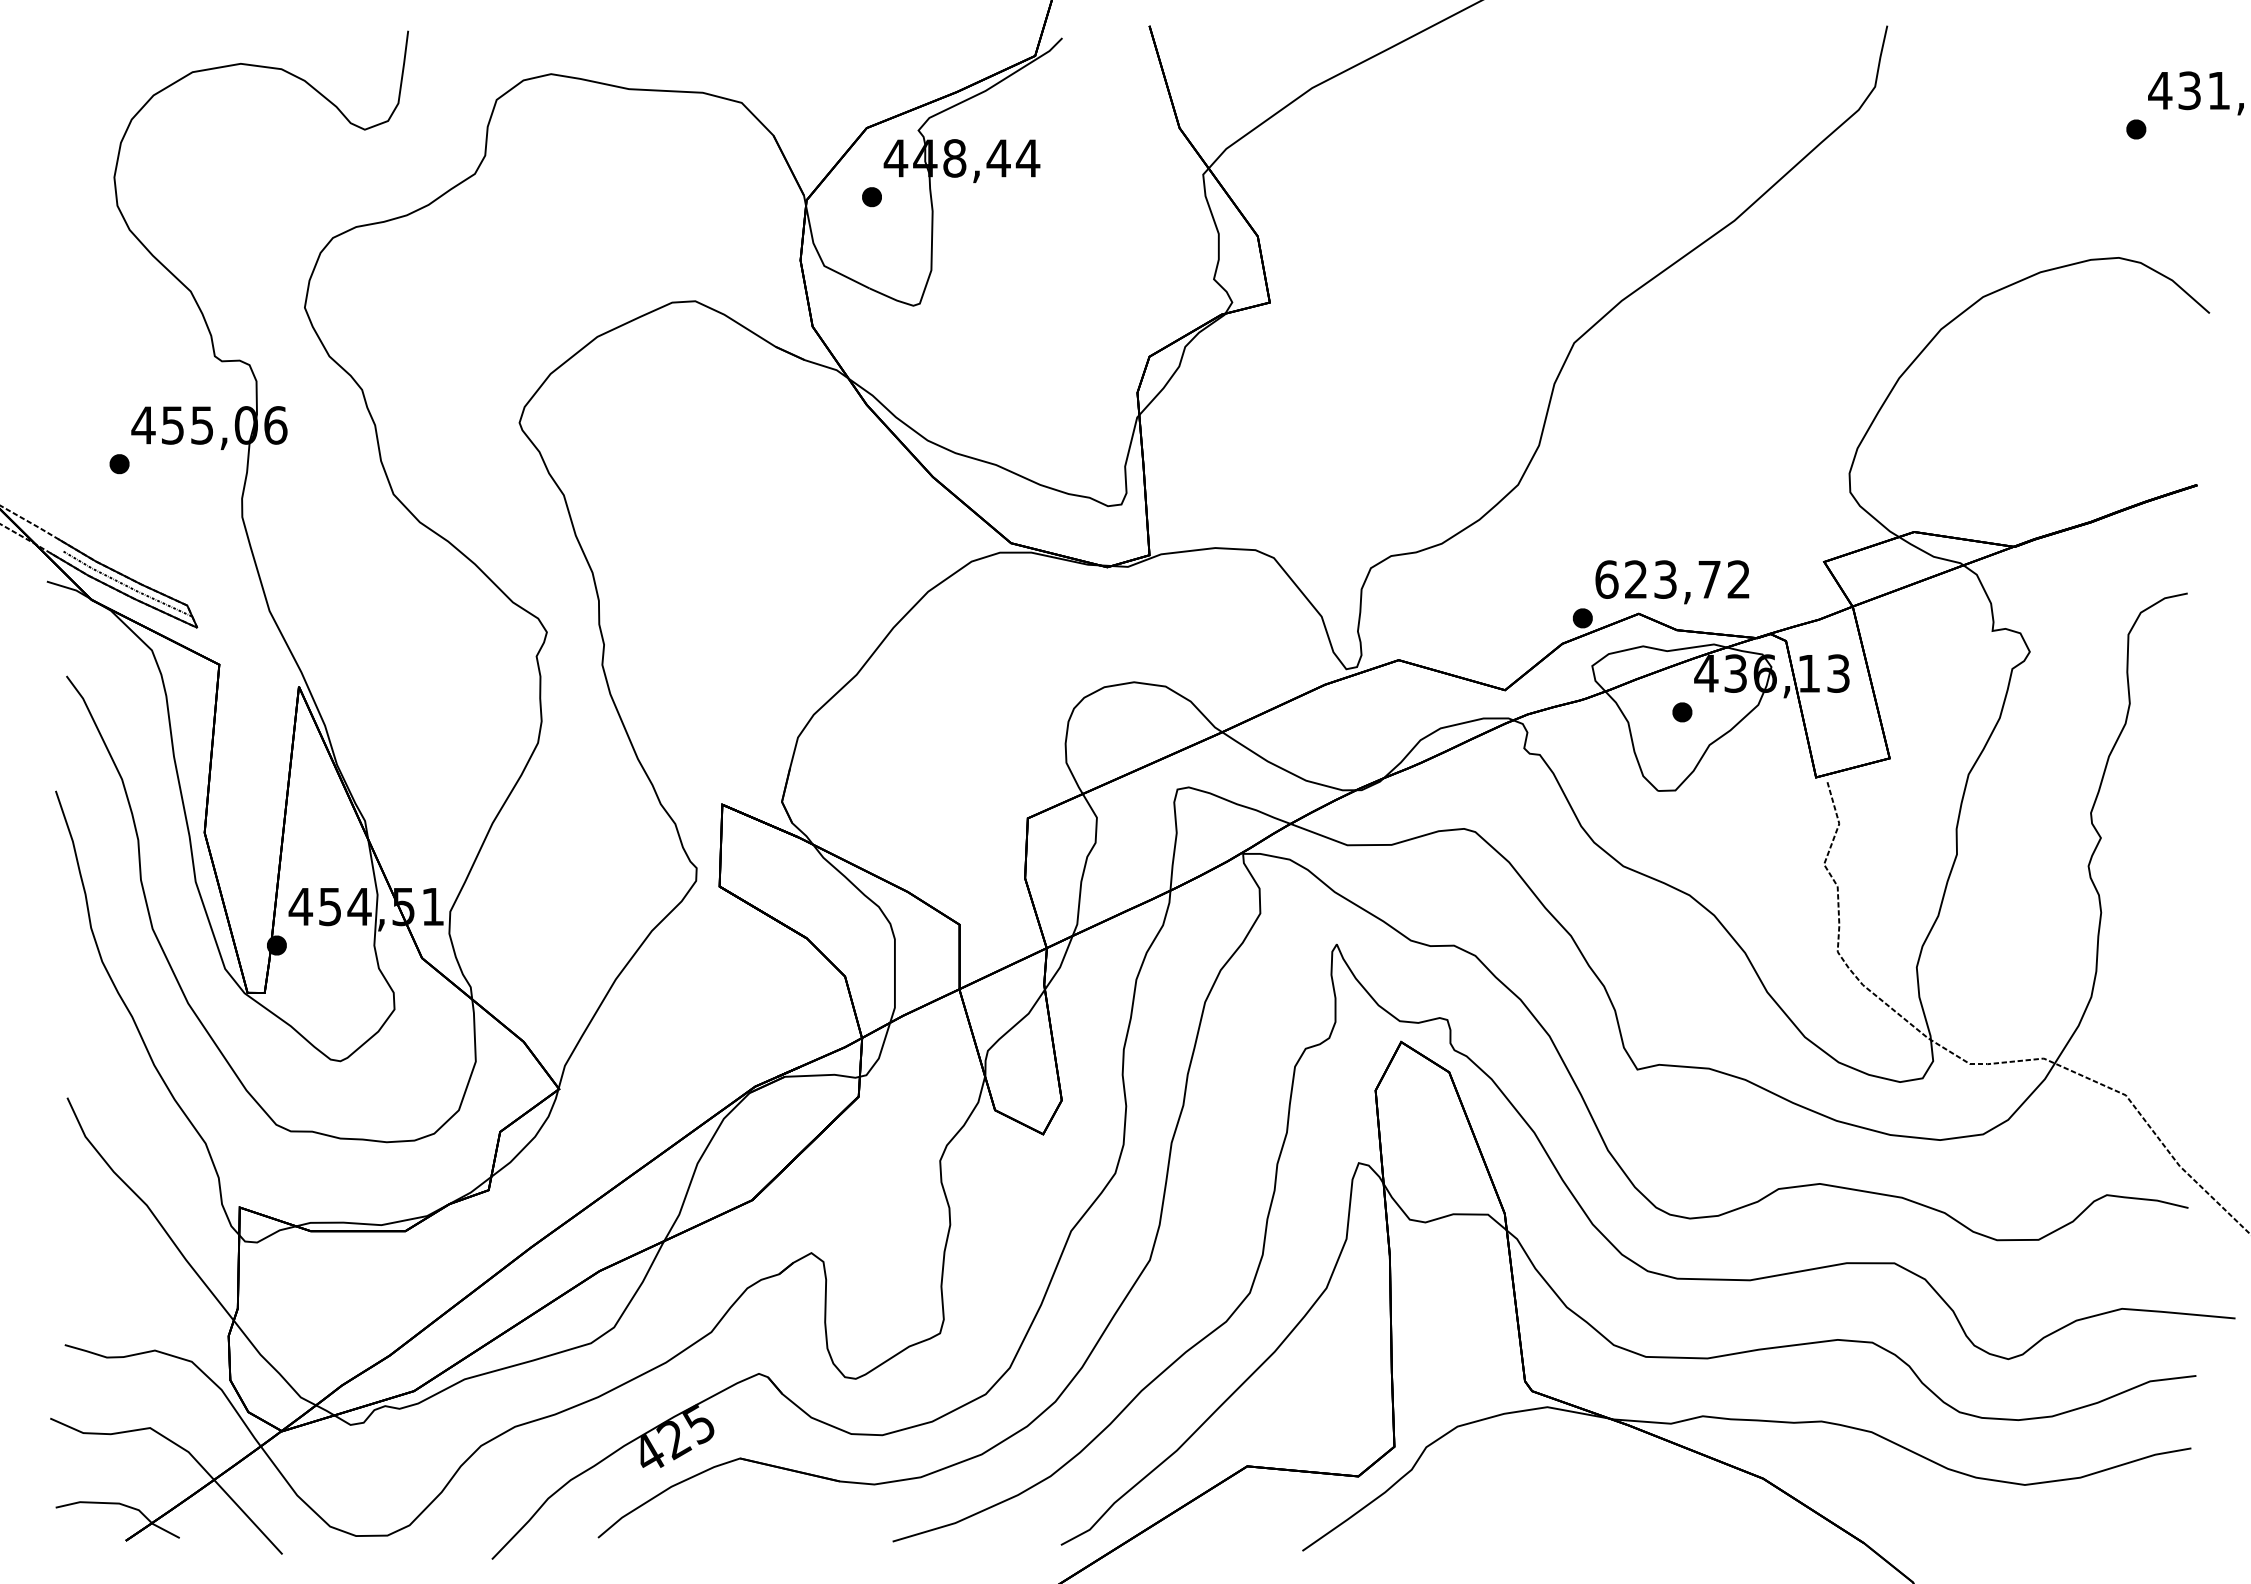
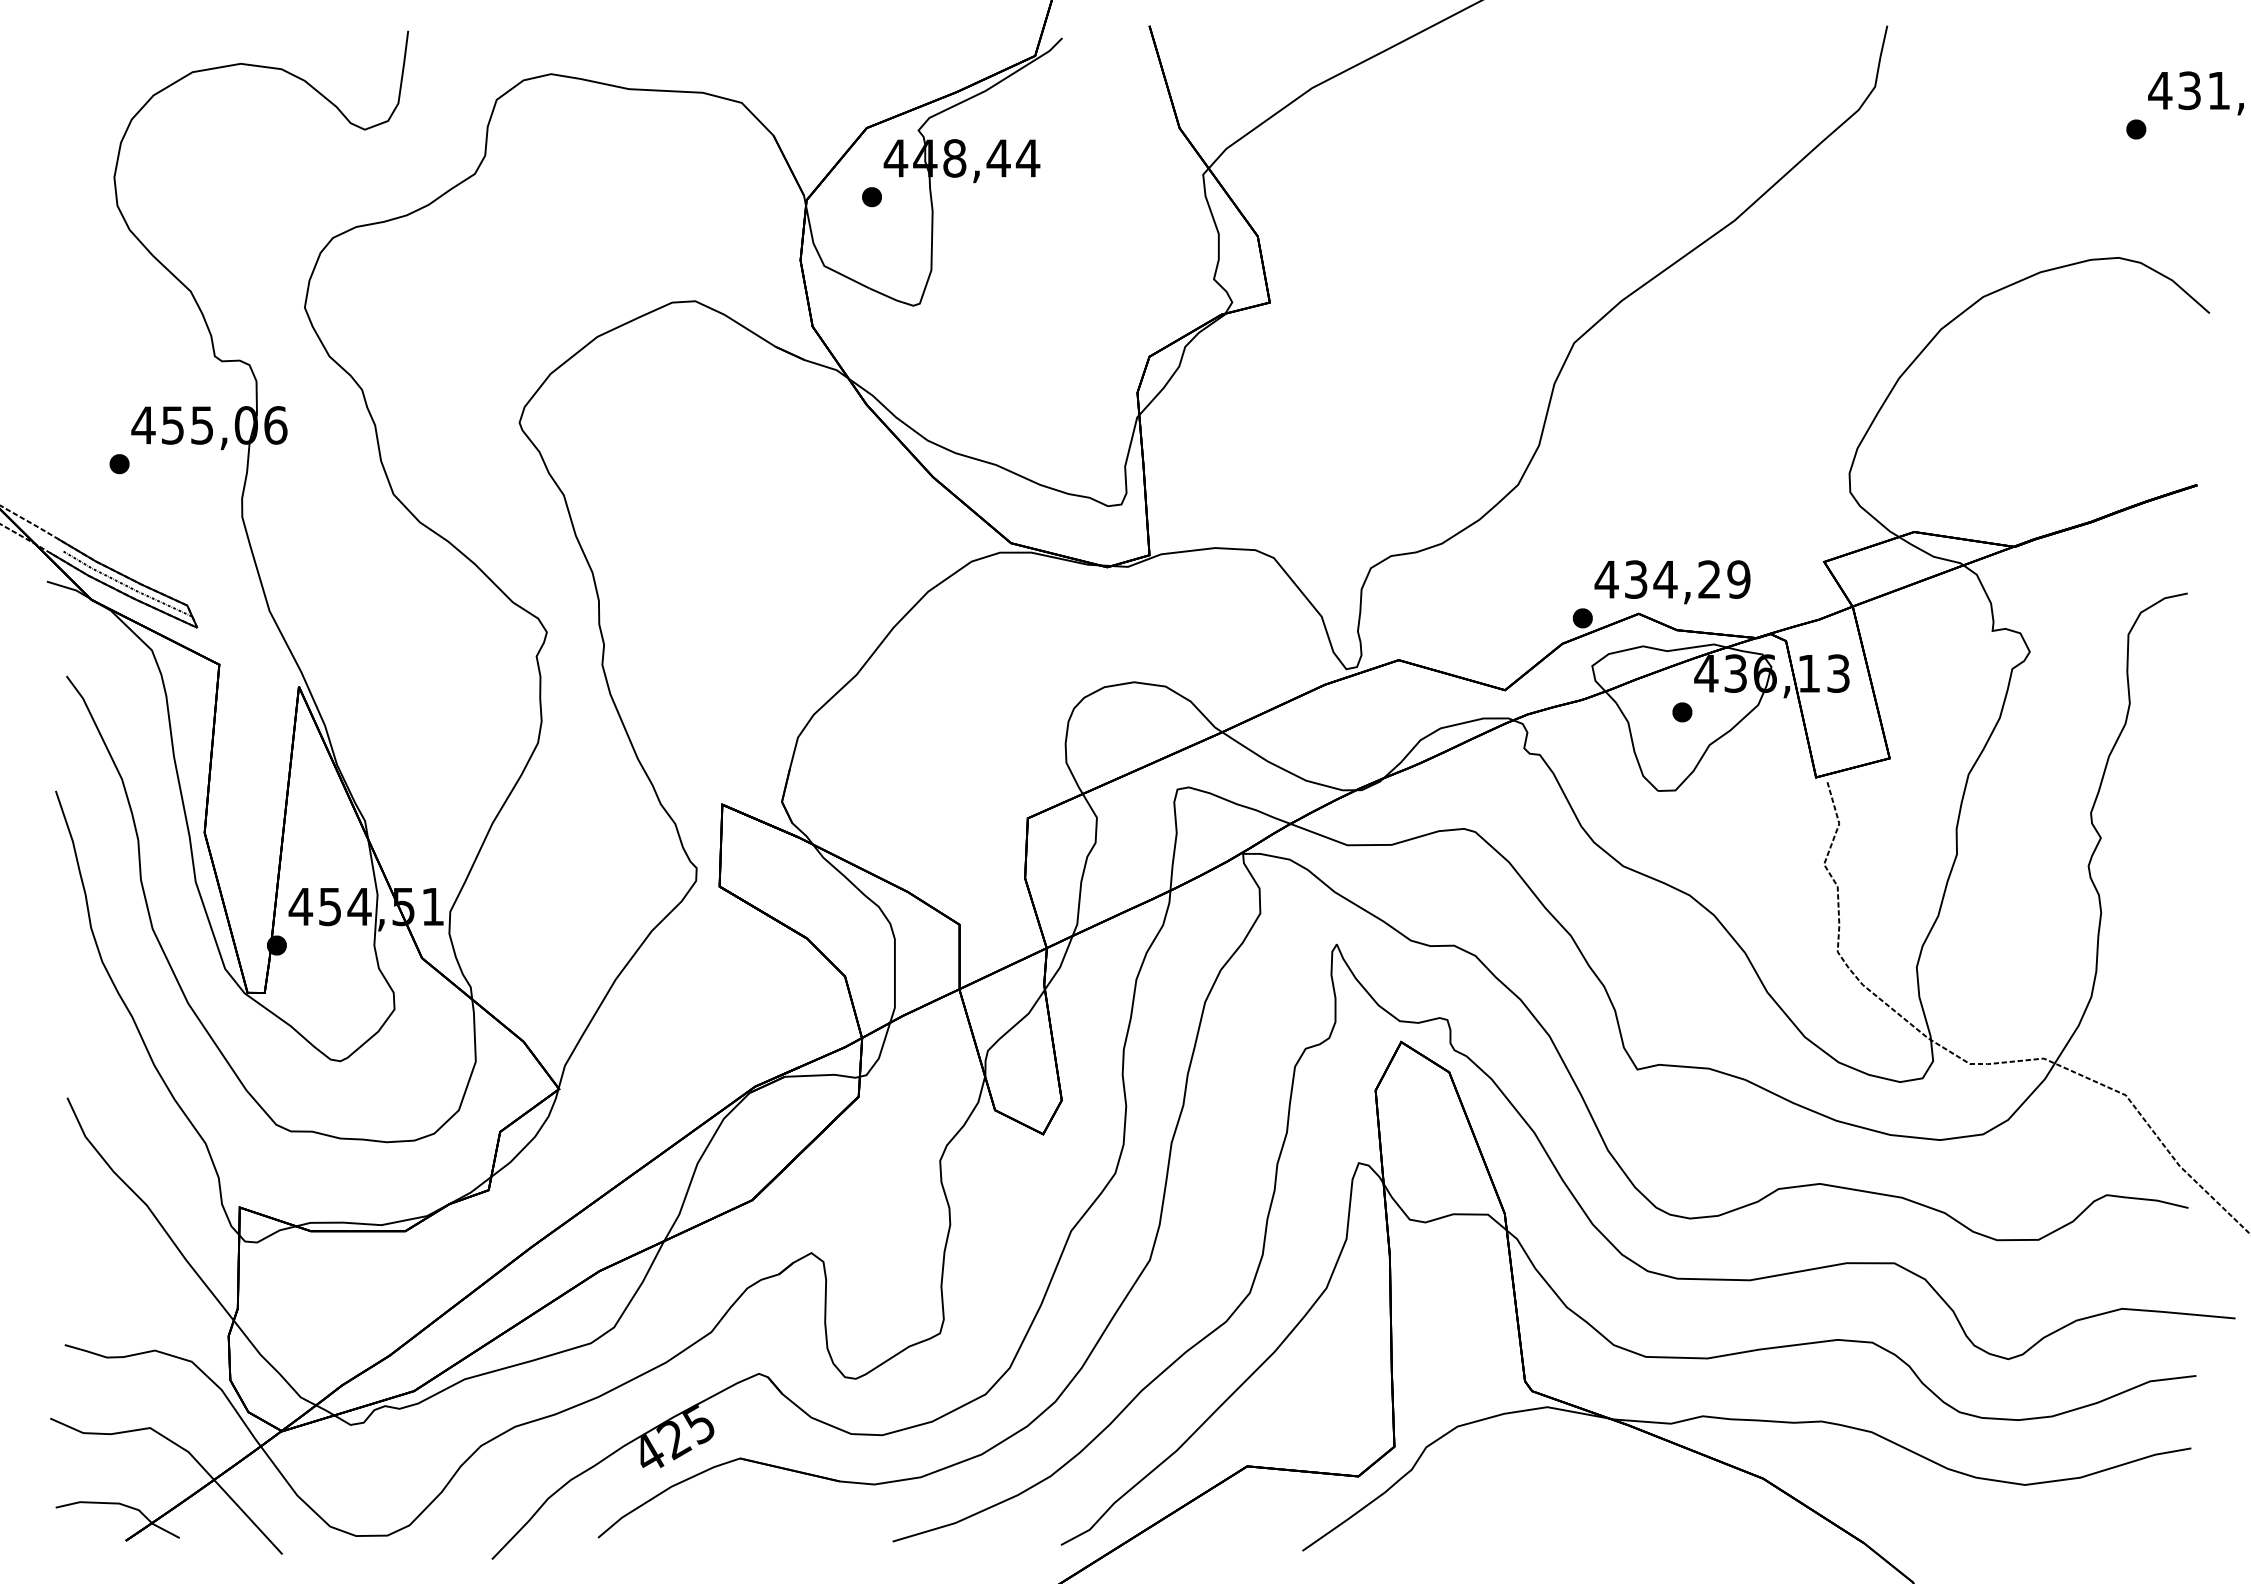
text: 623,72 -> 434,29 (1672, 579)
